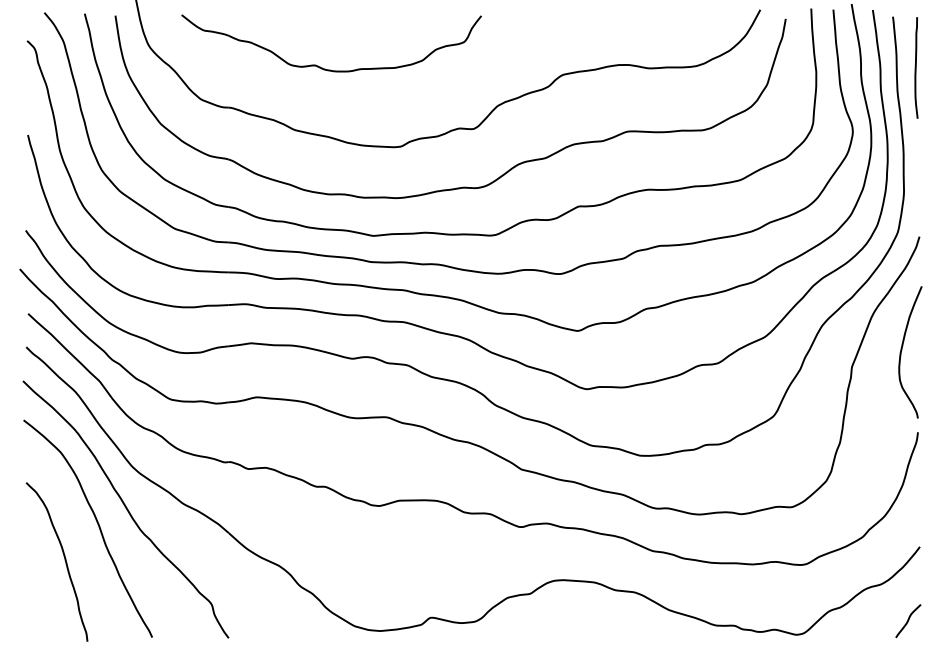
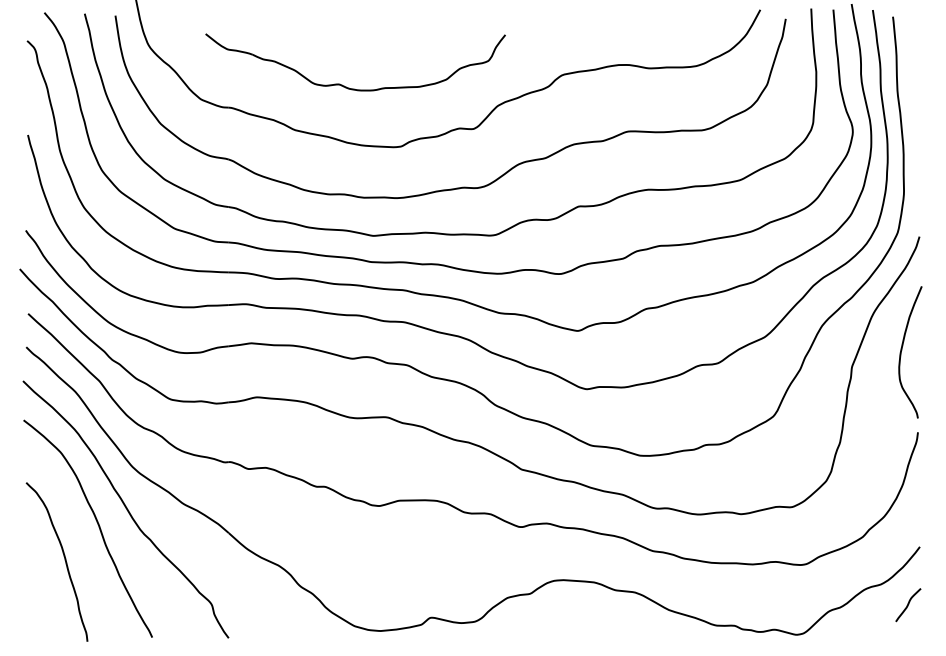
part position: (320, 66) -> (344, 85) (344, 85)
curve: present -> none (916, 67)
curve position: (908, 621) -> (908, 605) (908, 605)
